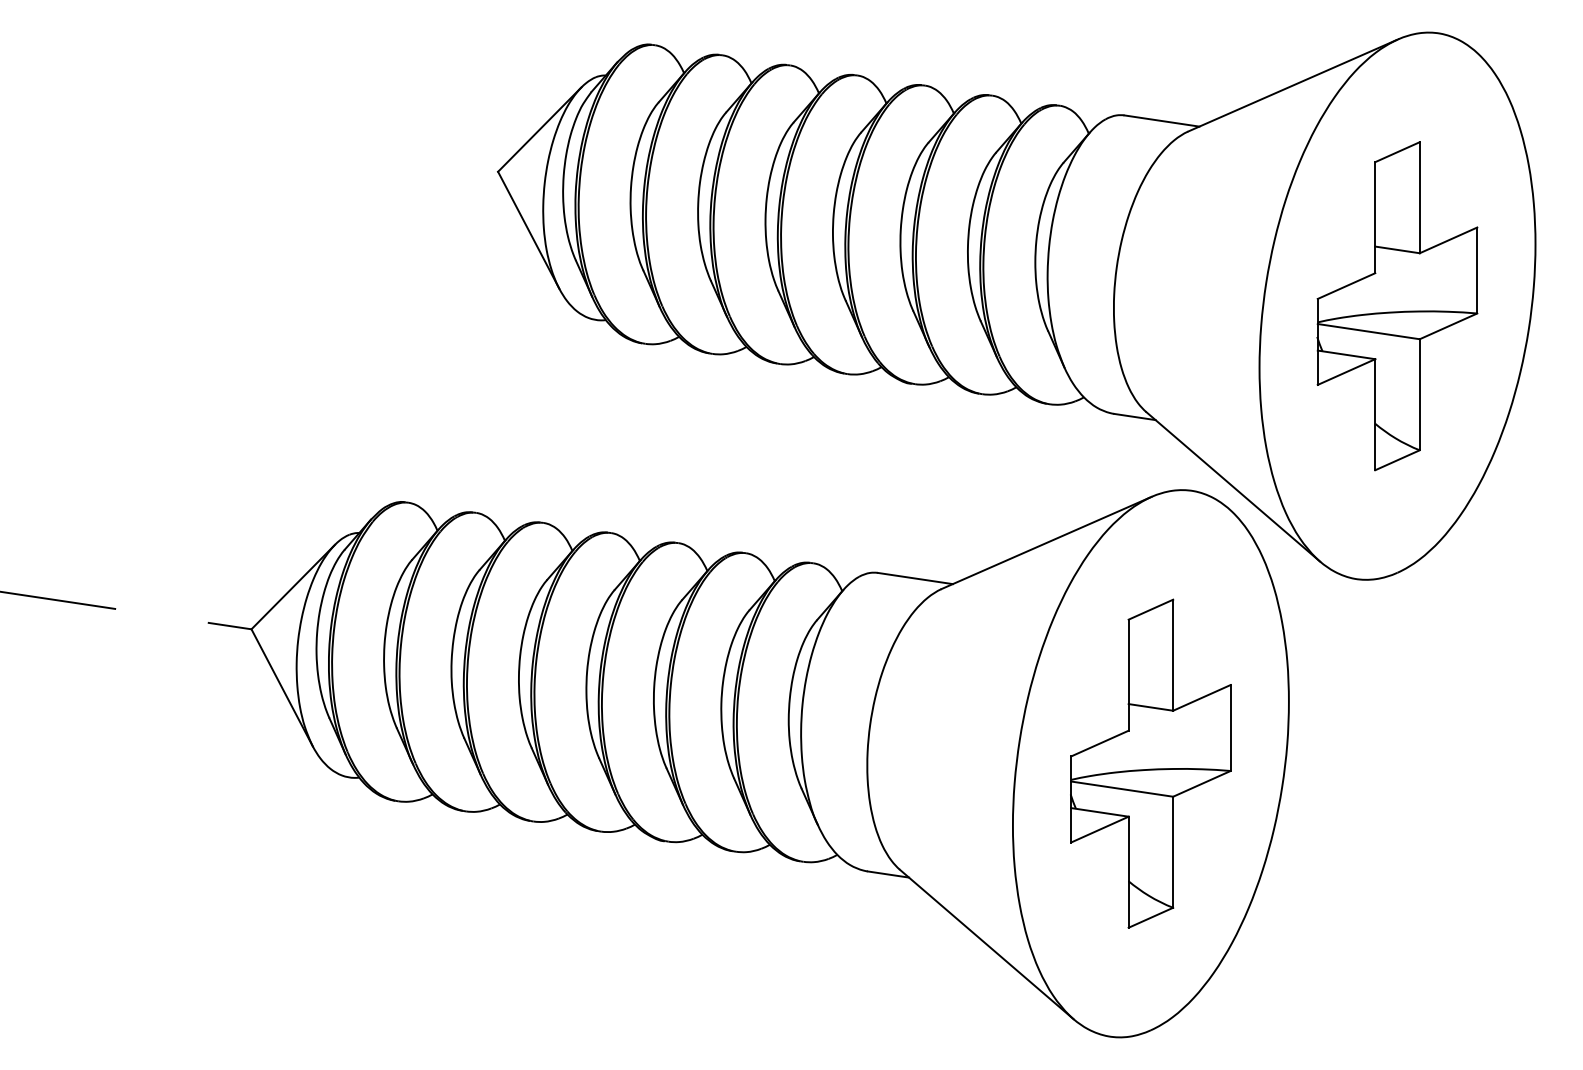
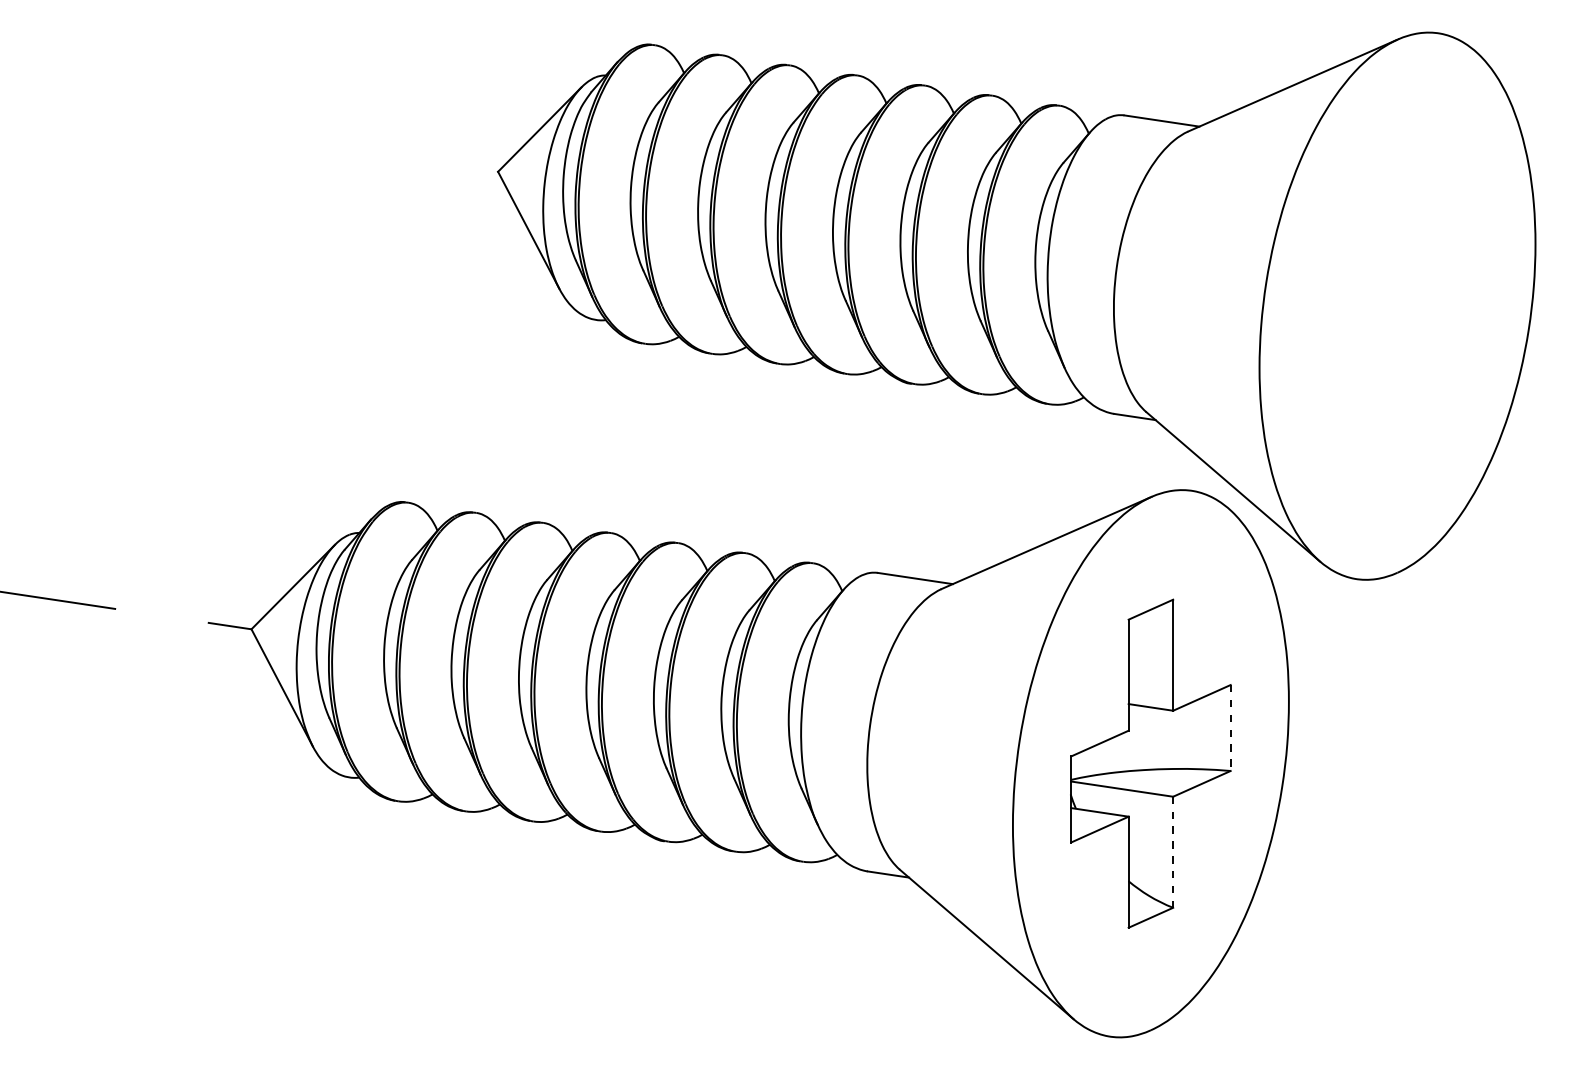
part: present -> none (1397, 306)
line: solid -> dashed (1230, 728)
line: solid -> dashed (1173, 852)
